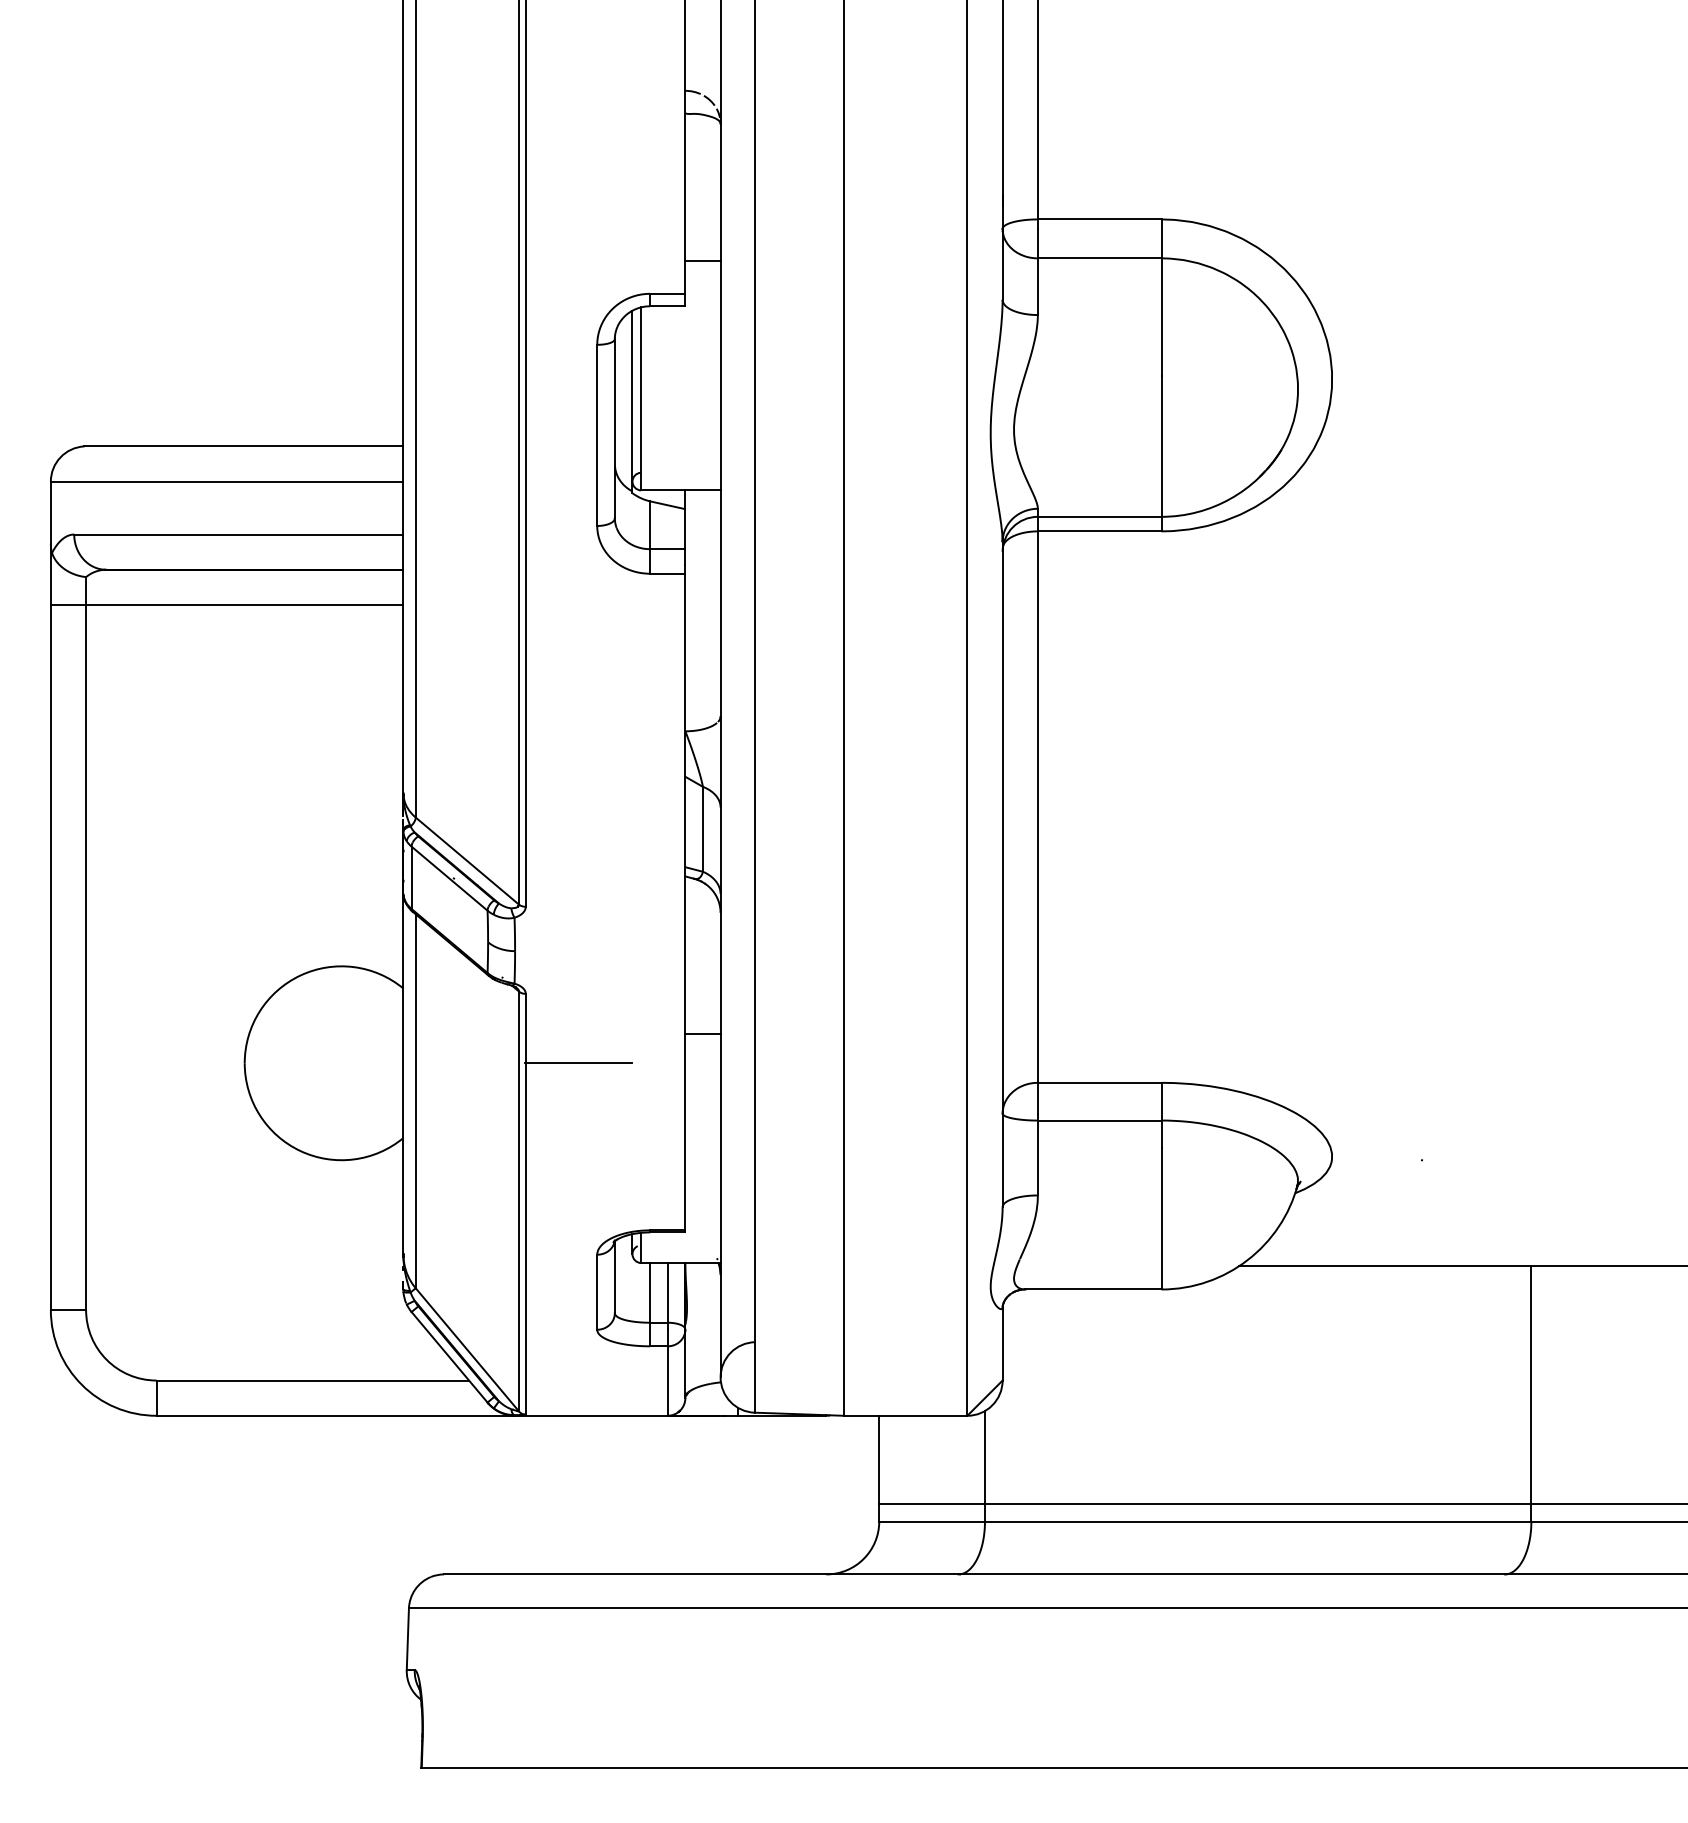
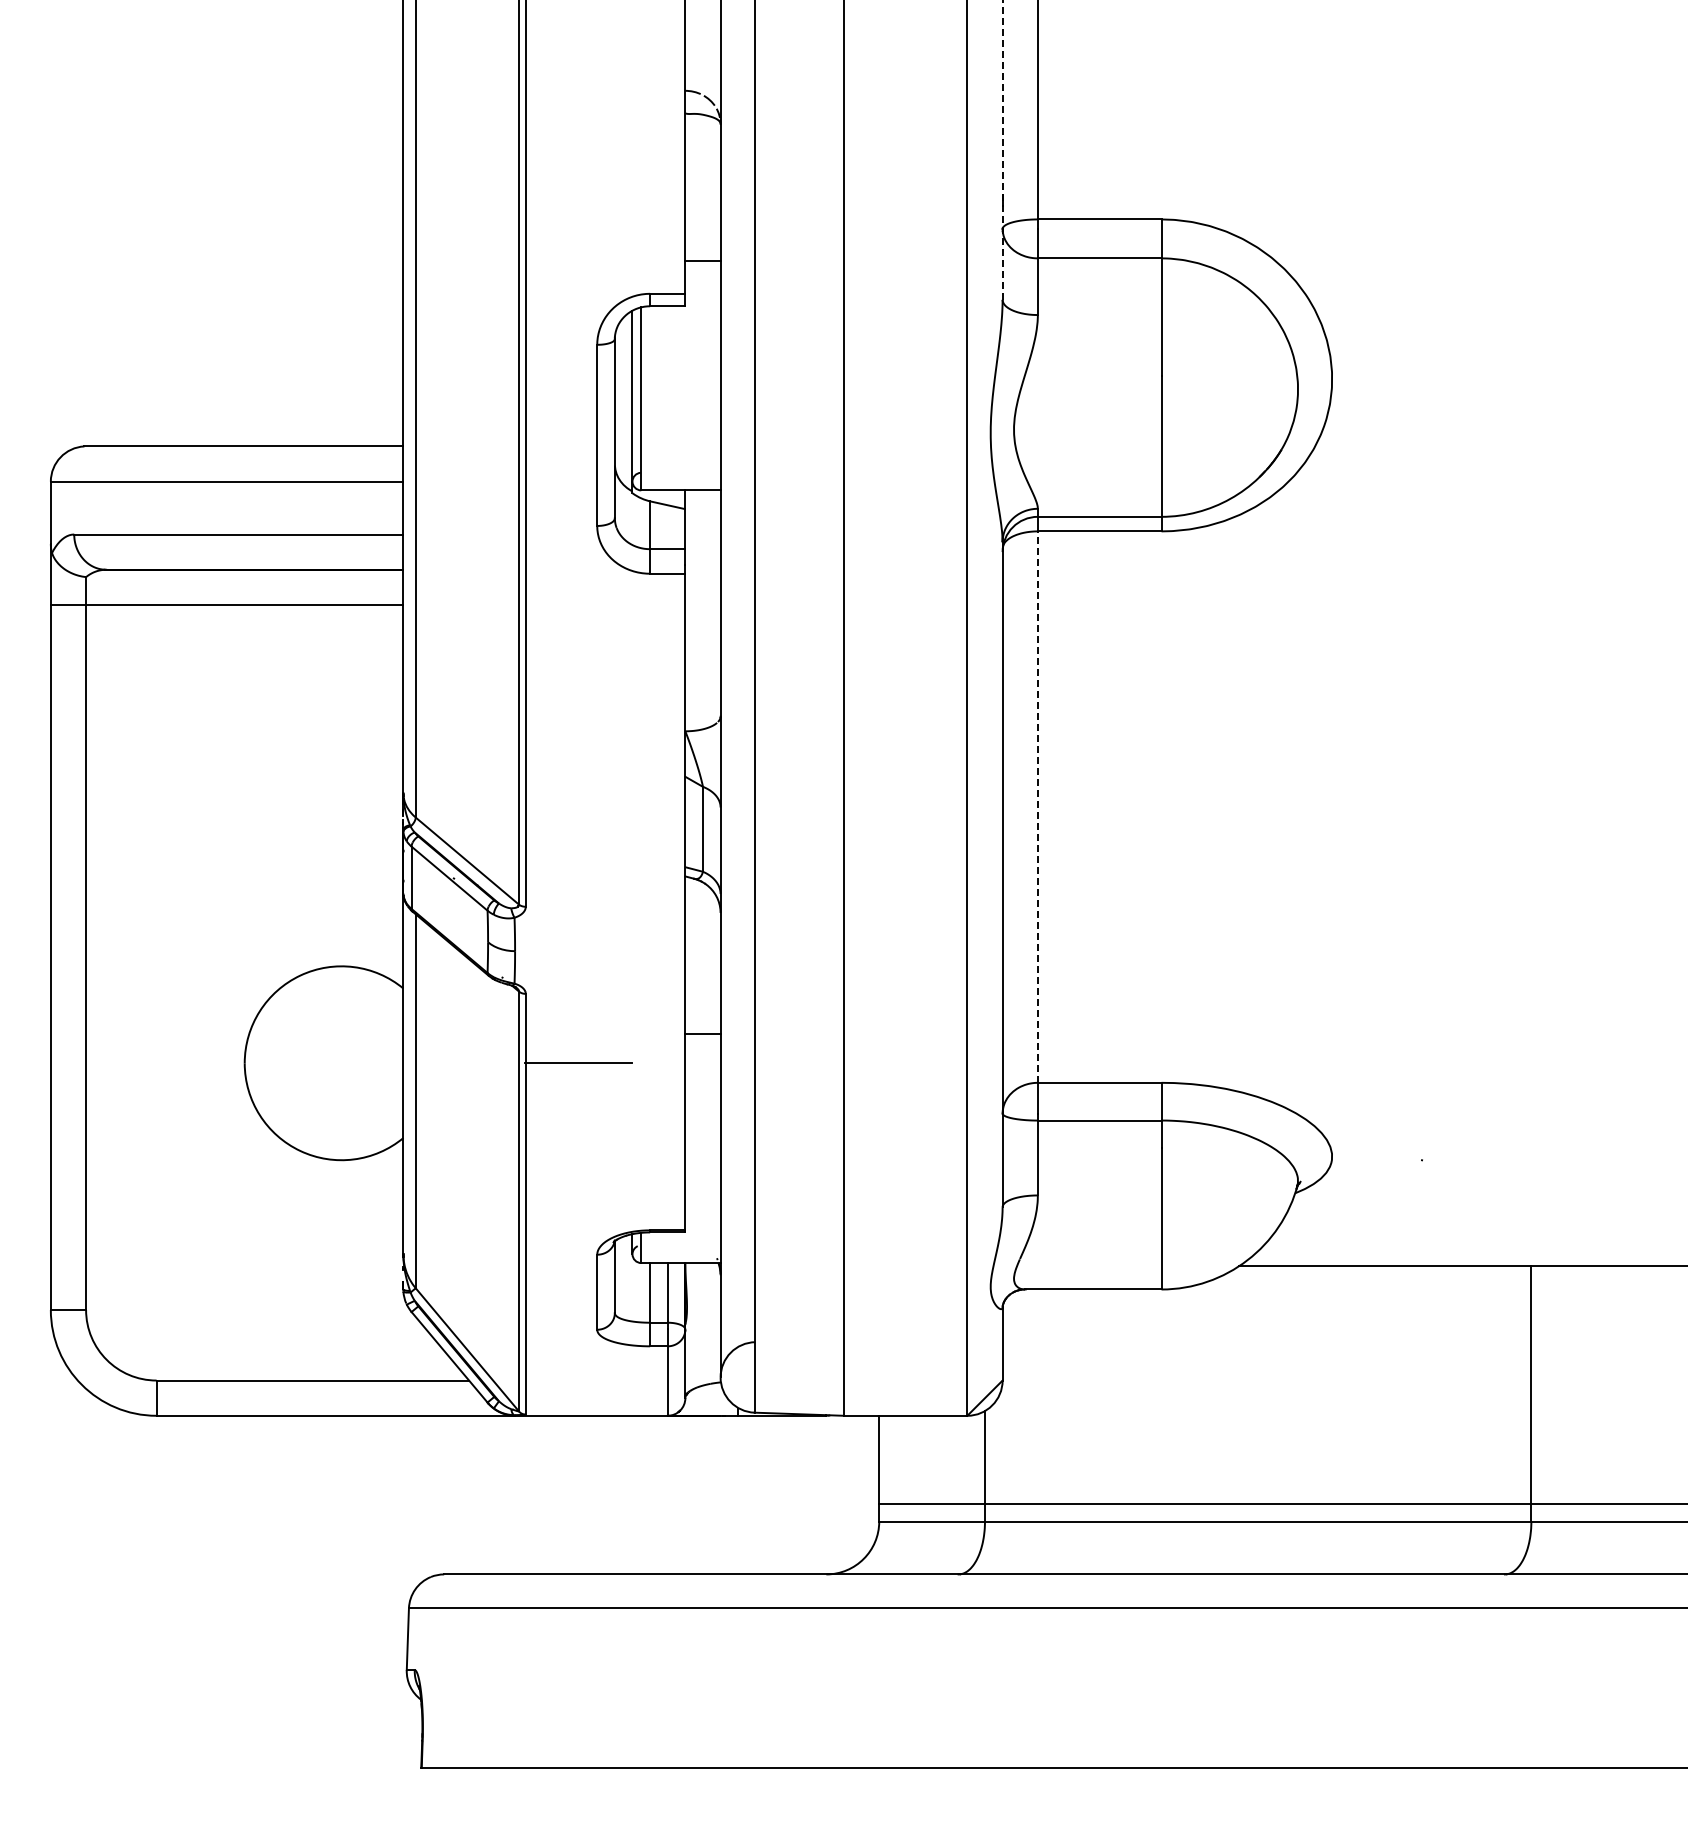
line: solid -> dashed (1002, 149)
line: solid -> dashed (1037, 807)
